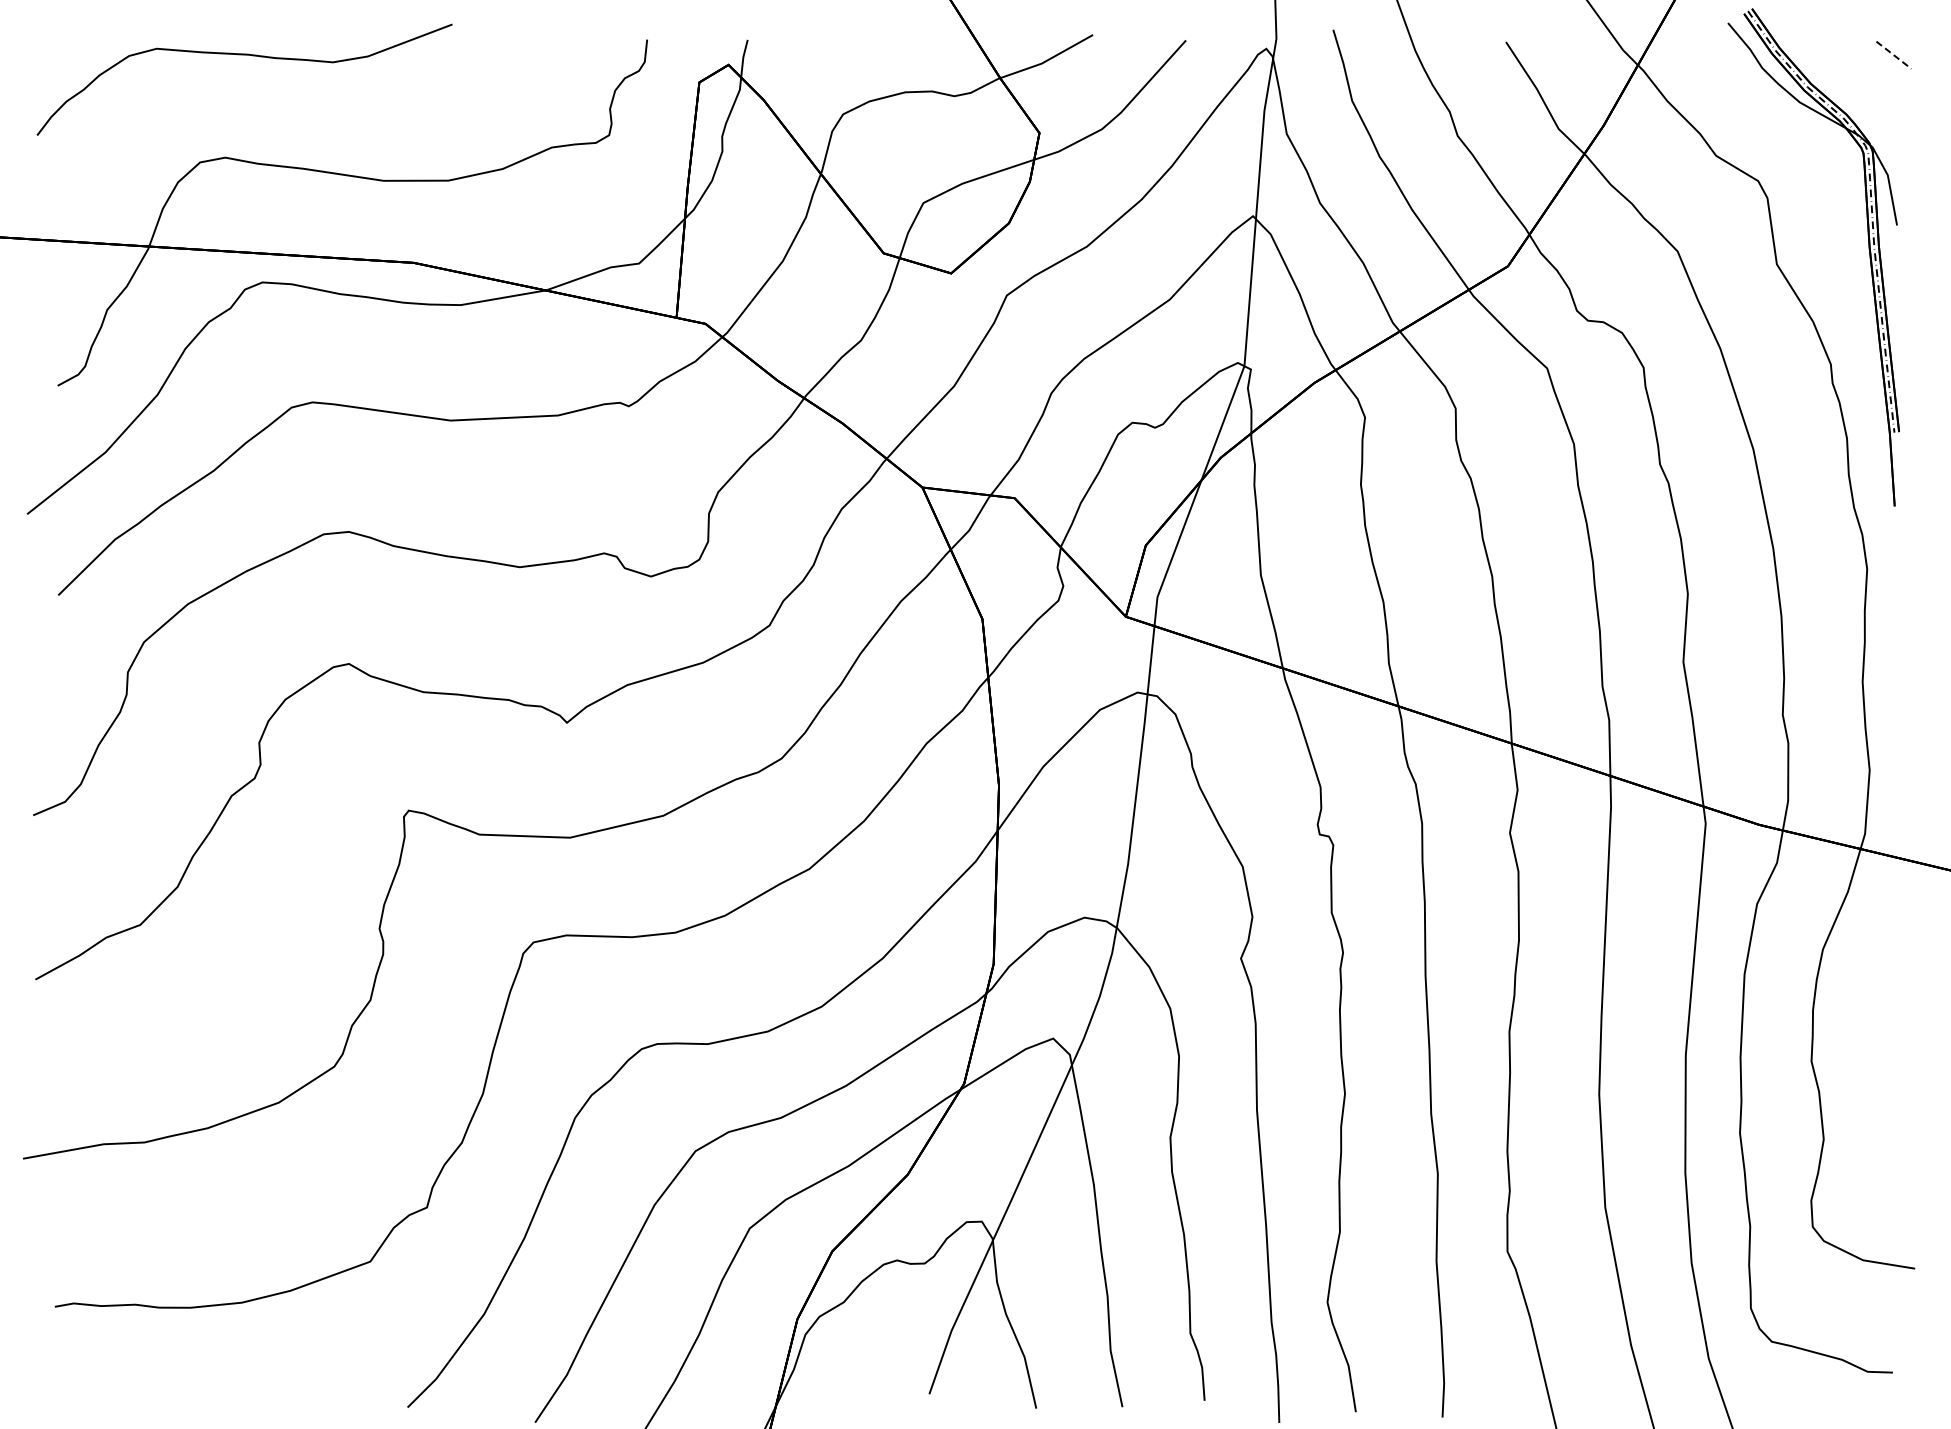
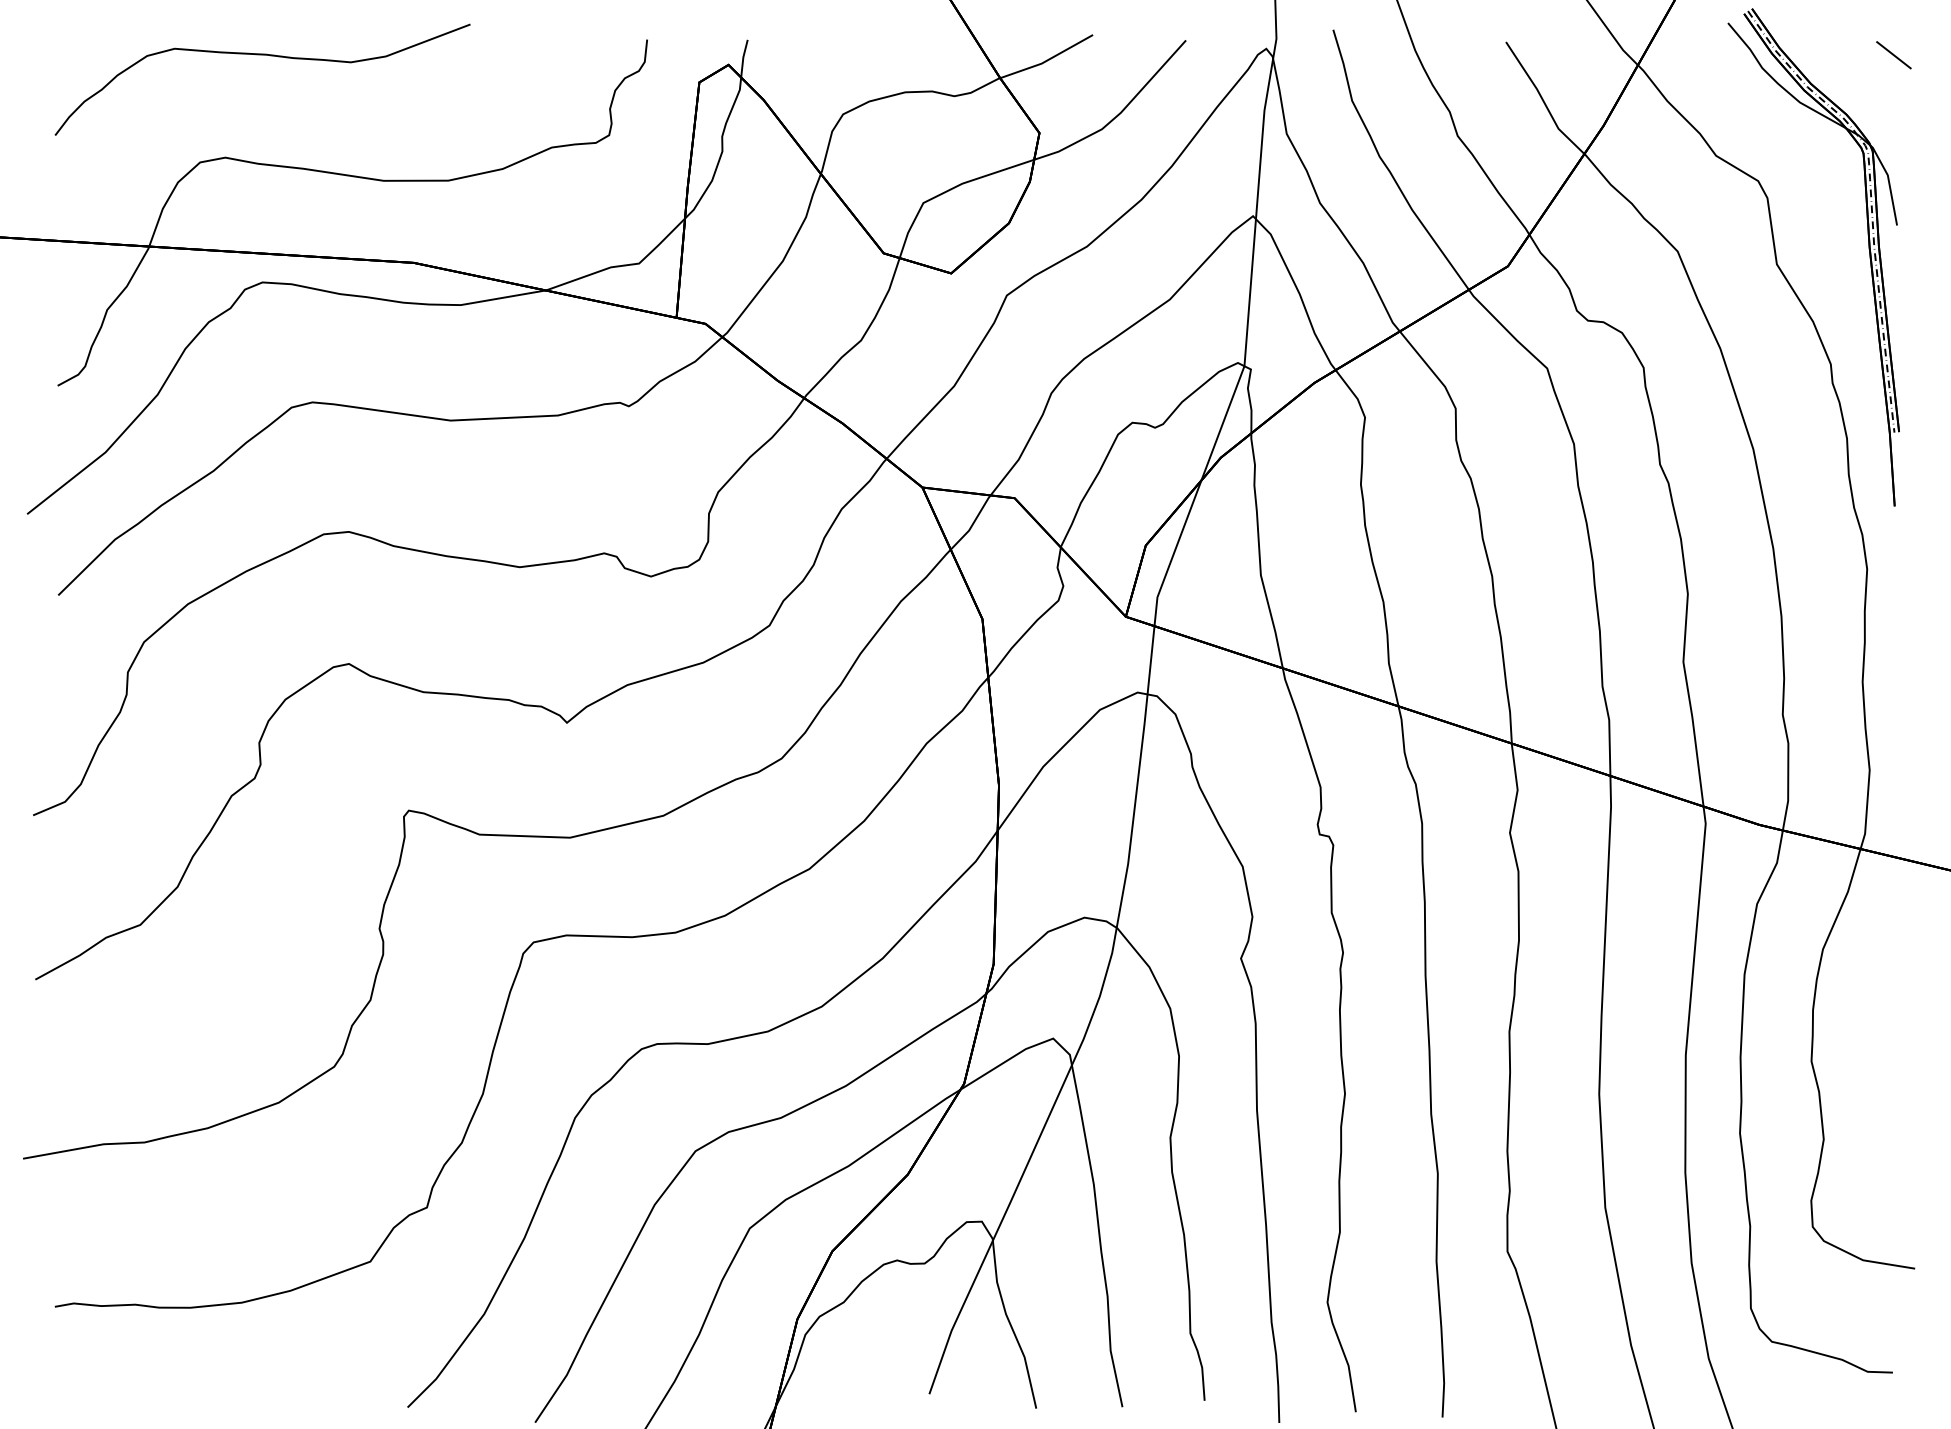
curve position: (244, 55) -> (262, 55) (262, 55)
line: dashed -> solid (1894, 55)
